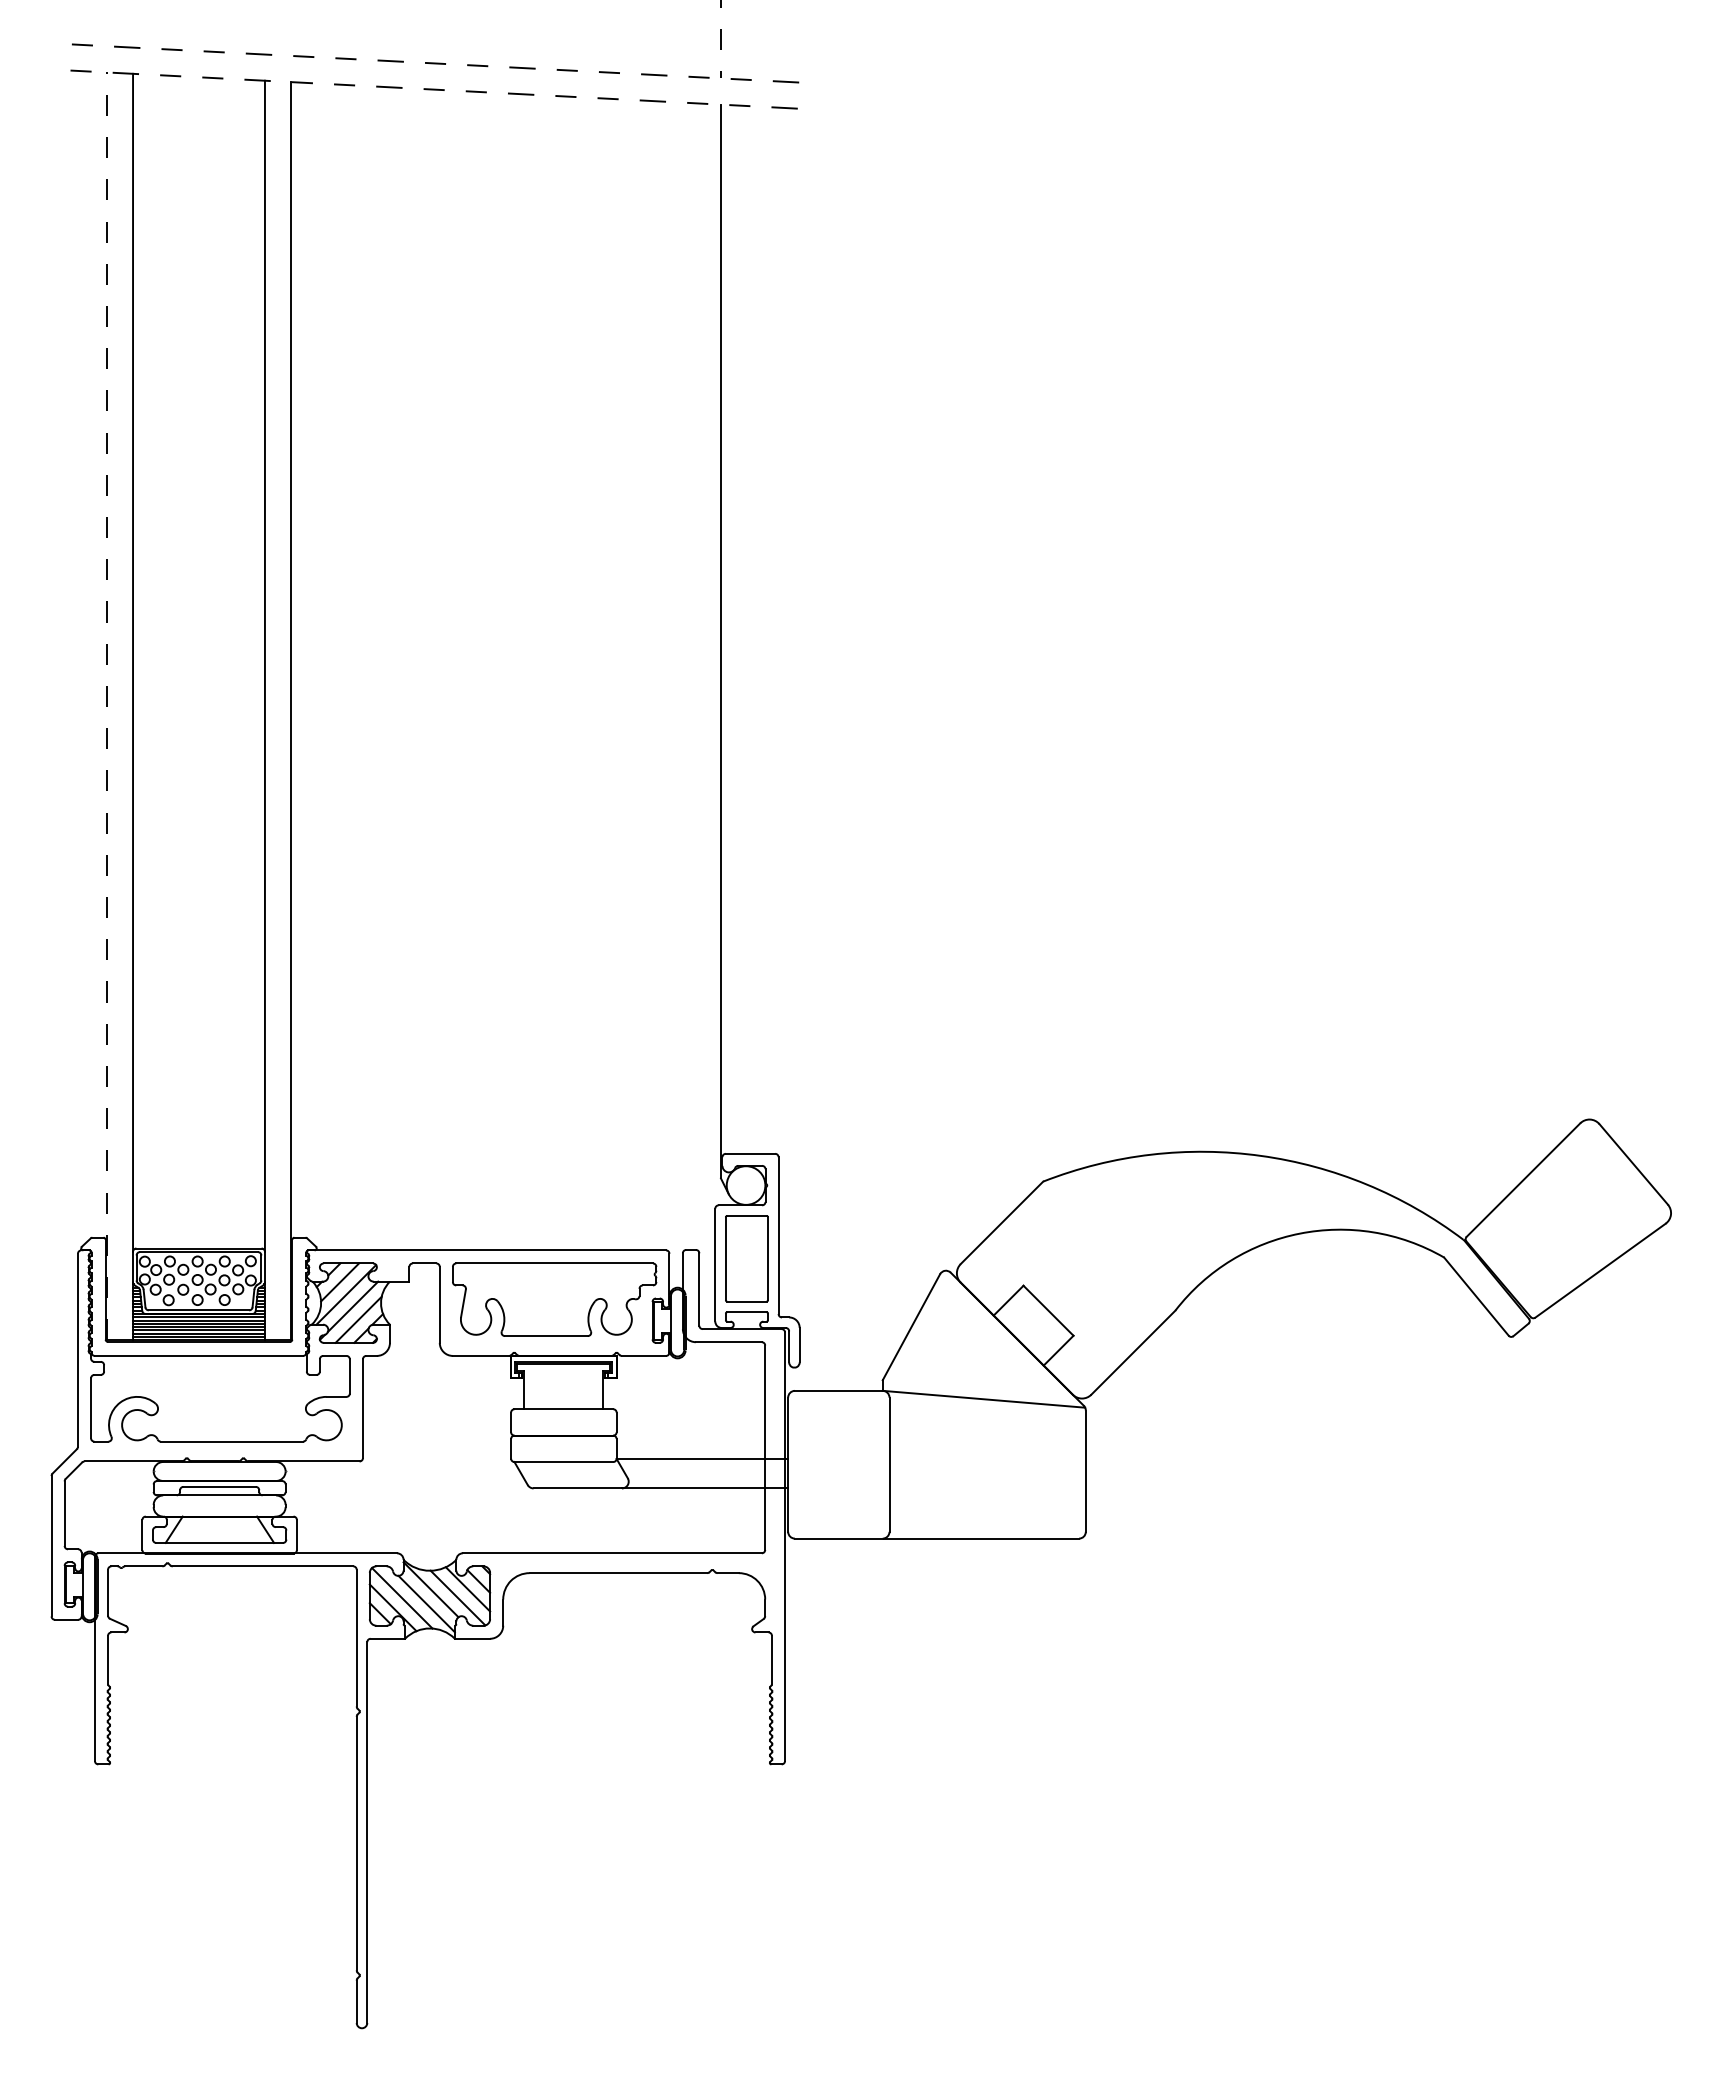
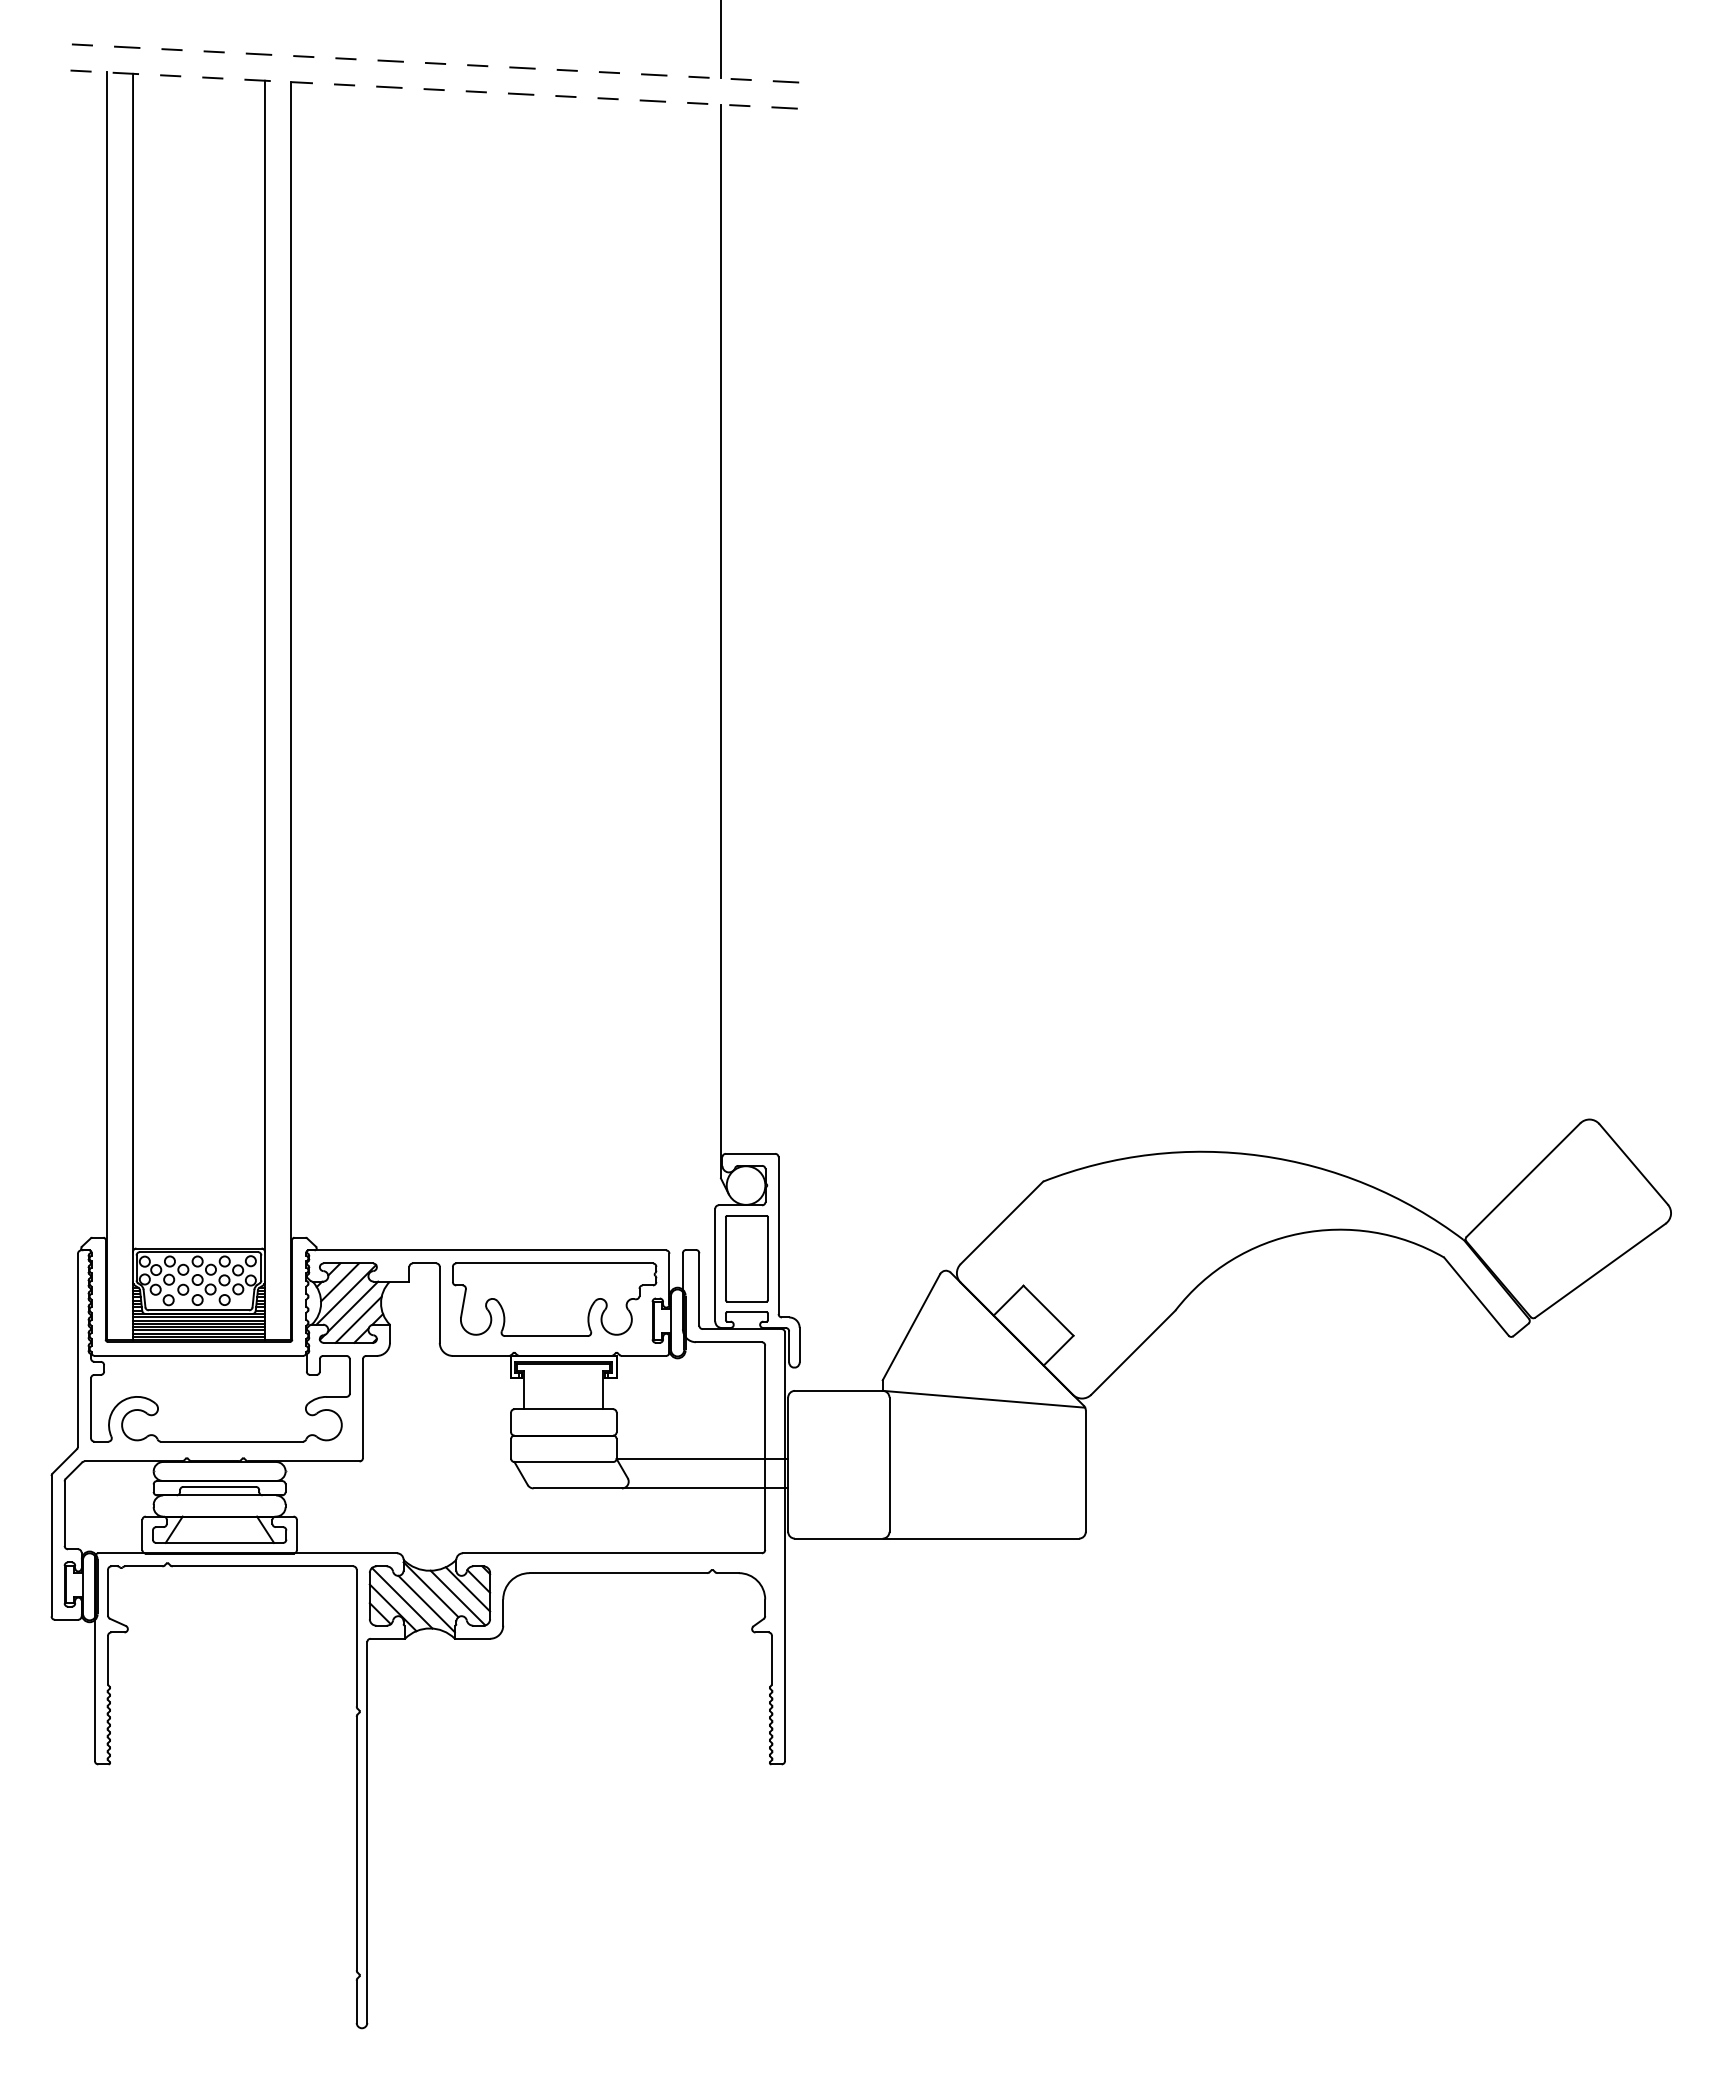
line: dashed -> solid (720, 39)
line: dashed -> solid (106, 706)
